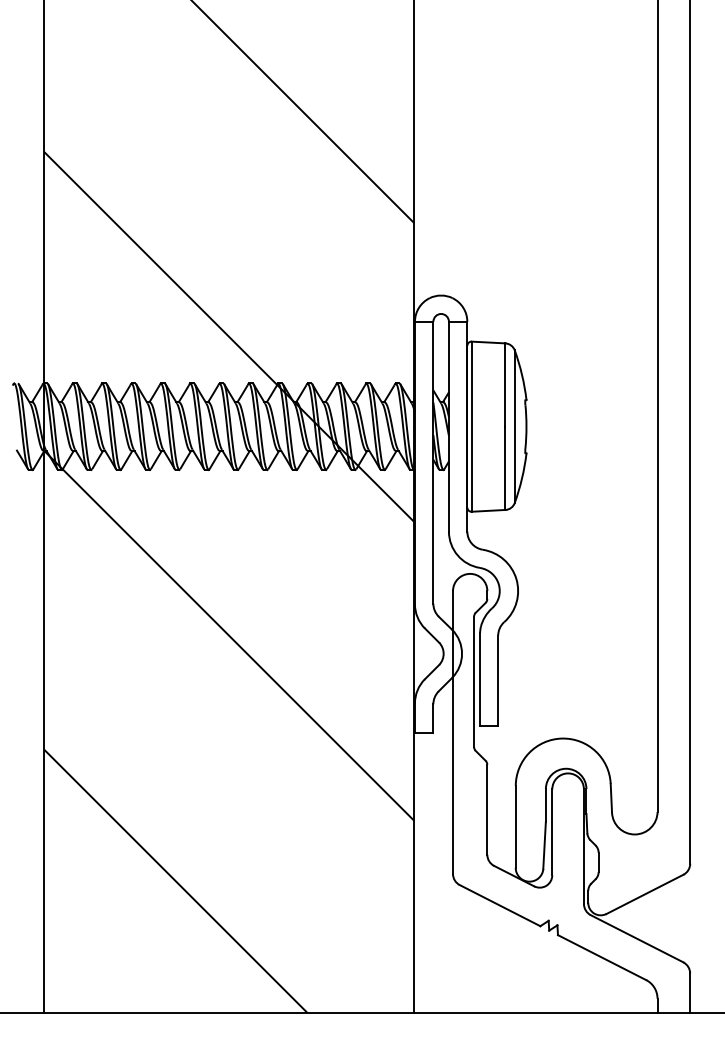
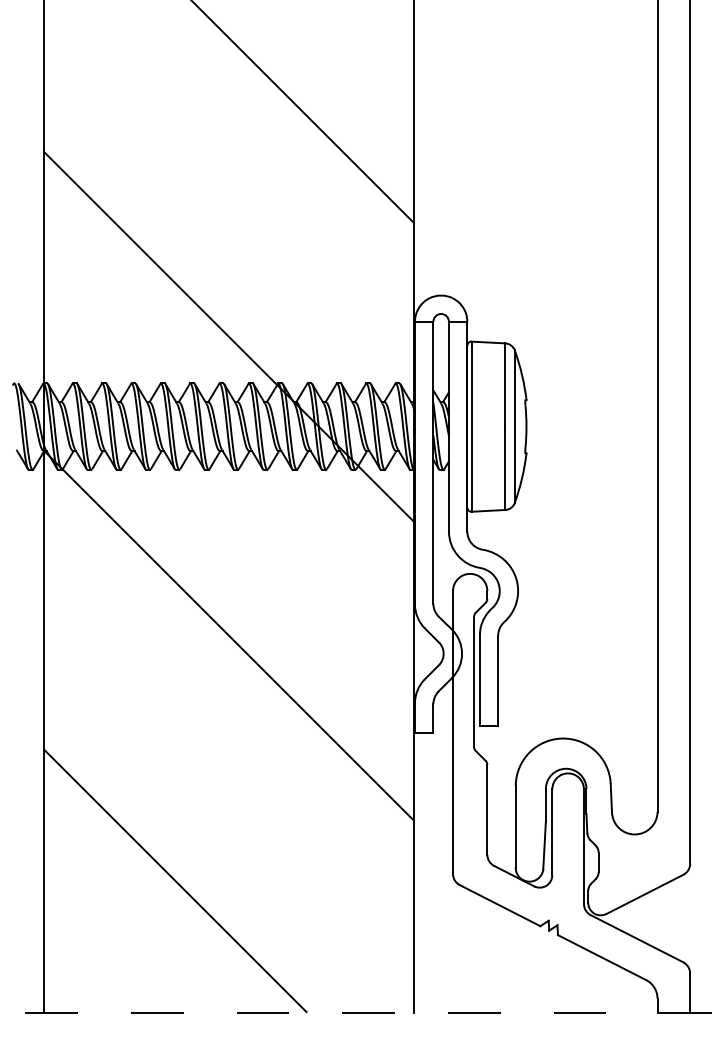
line: solid -> dashed (362, 1012)
